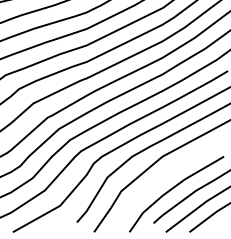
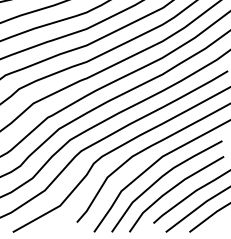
curve: none -> present (160, 179)
